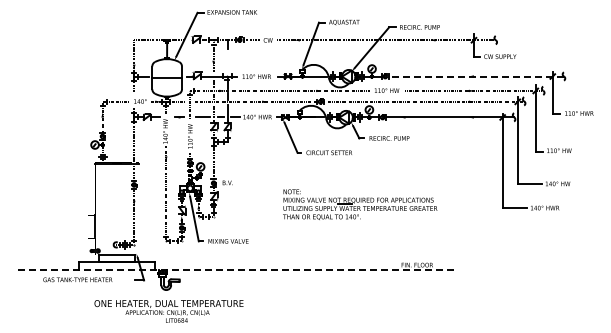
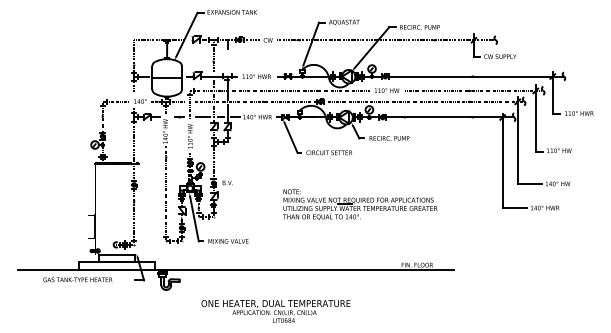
line: dashed -> solid (475, 76)
line: dashed -> solid (236, 270)
text position: (168, 311) -> (275, 311) (275, 311)
